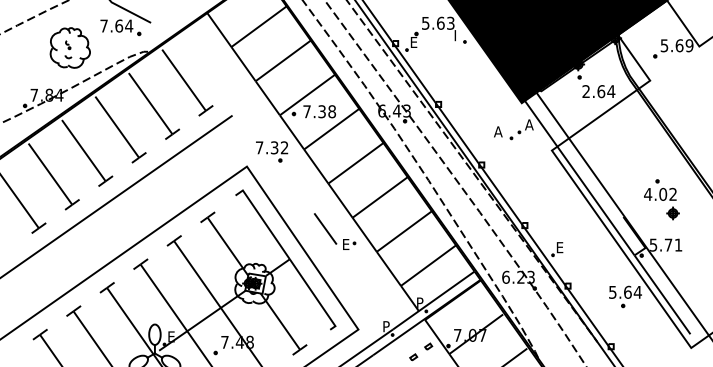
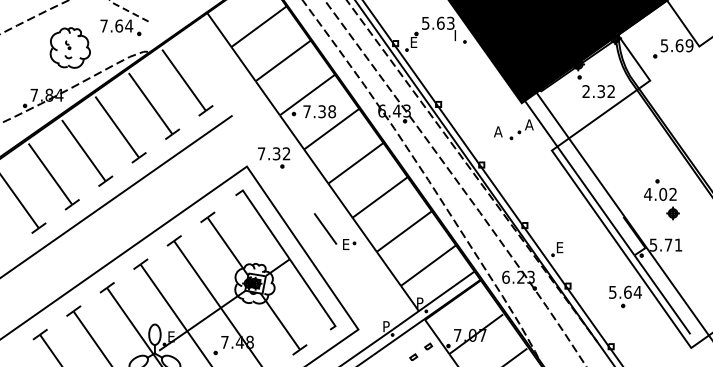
line: solid -> dashed (130, 11)
text: 2.64 -> 2.32 (606, 91)
part position: (272, 151) -> (274, 157) (274, 157)
